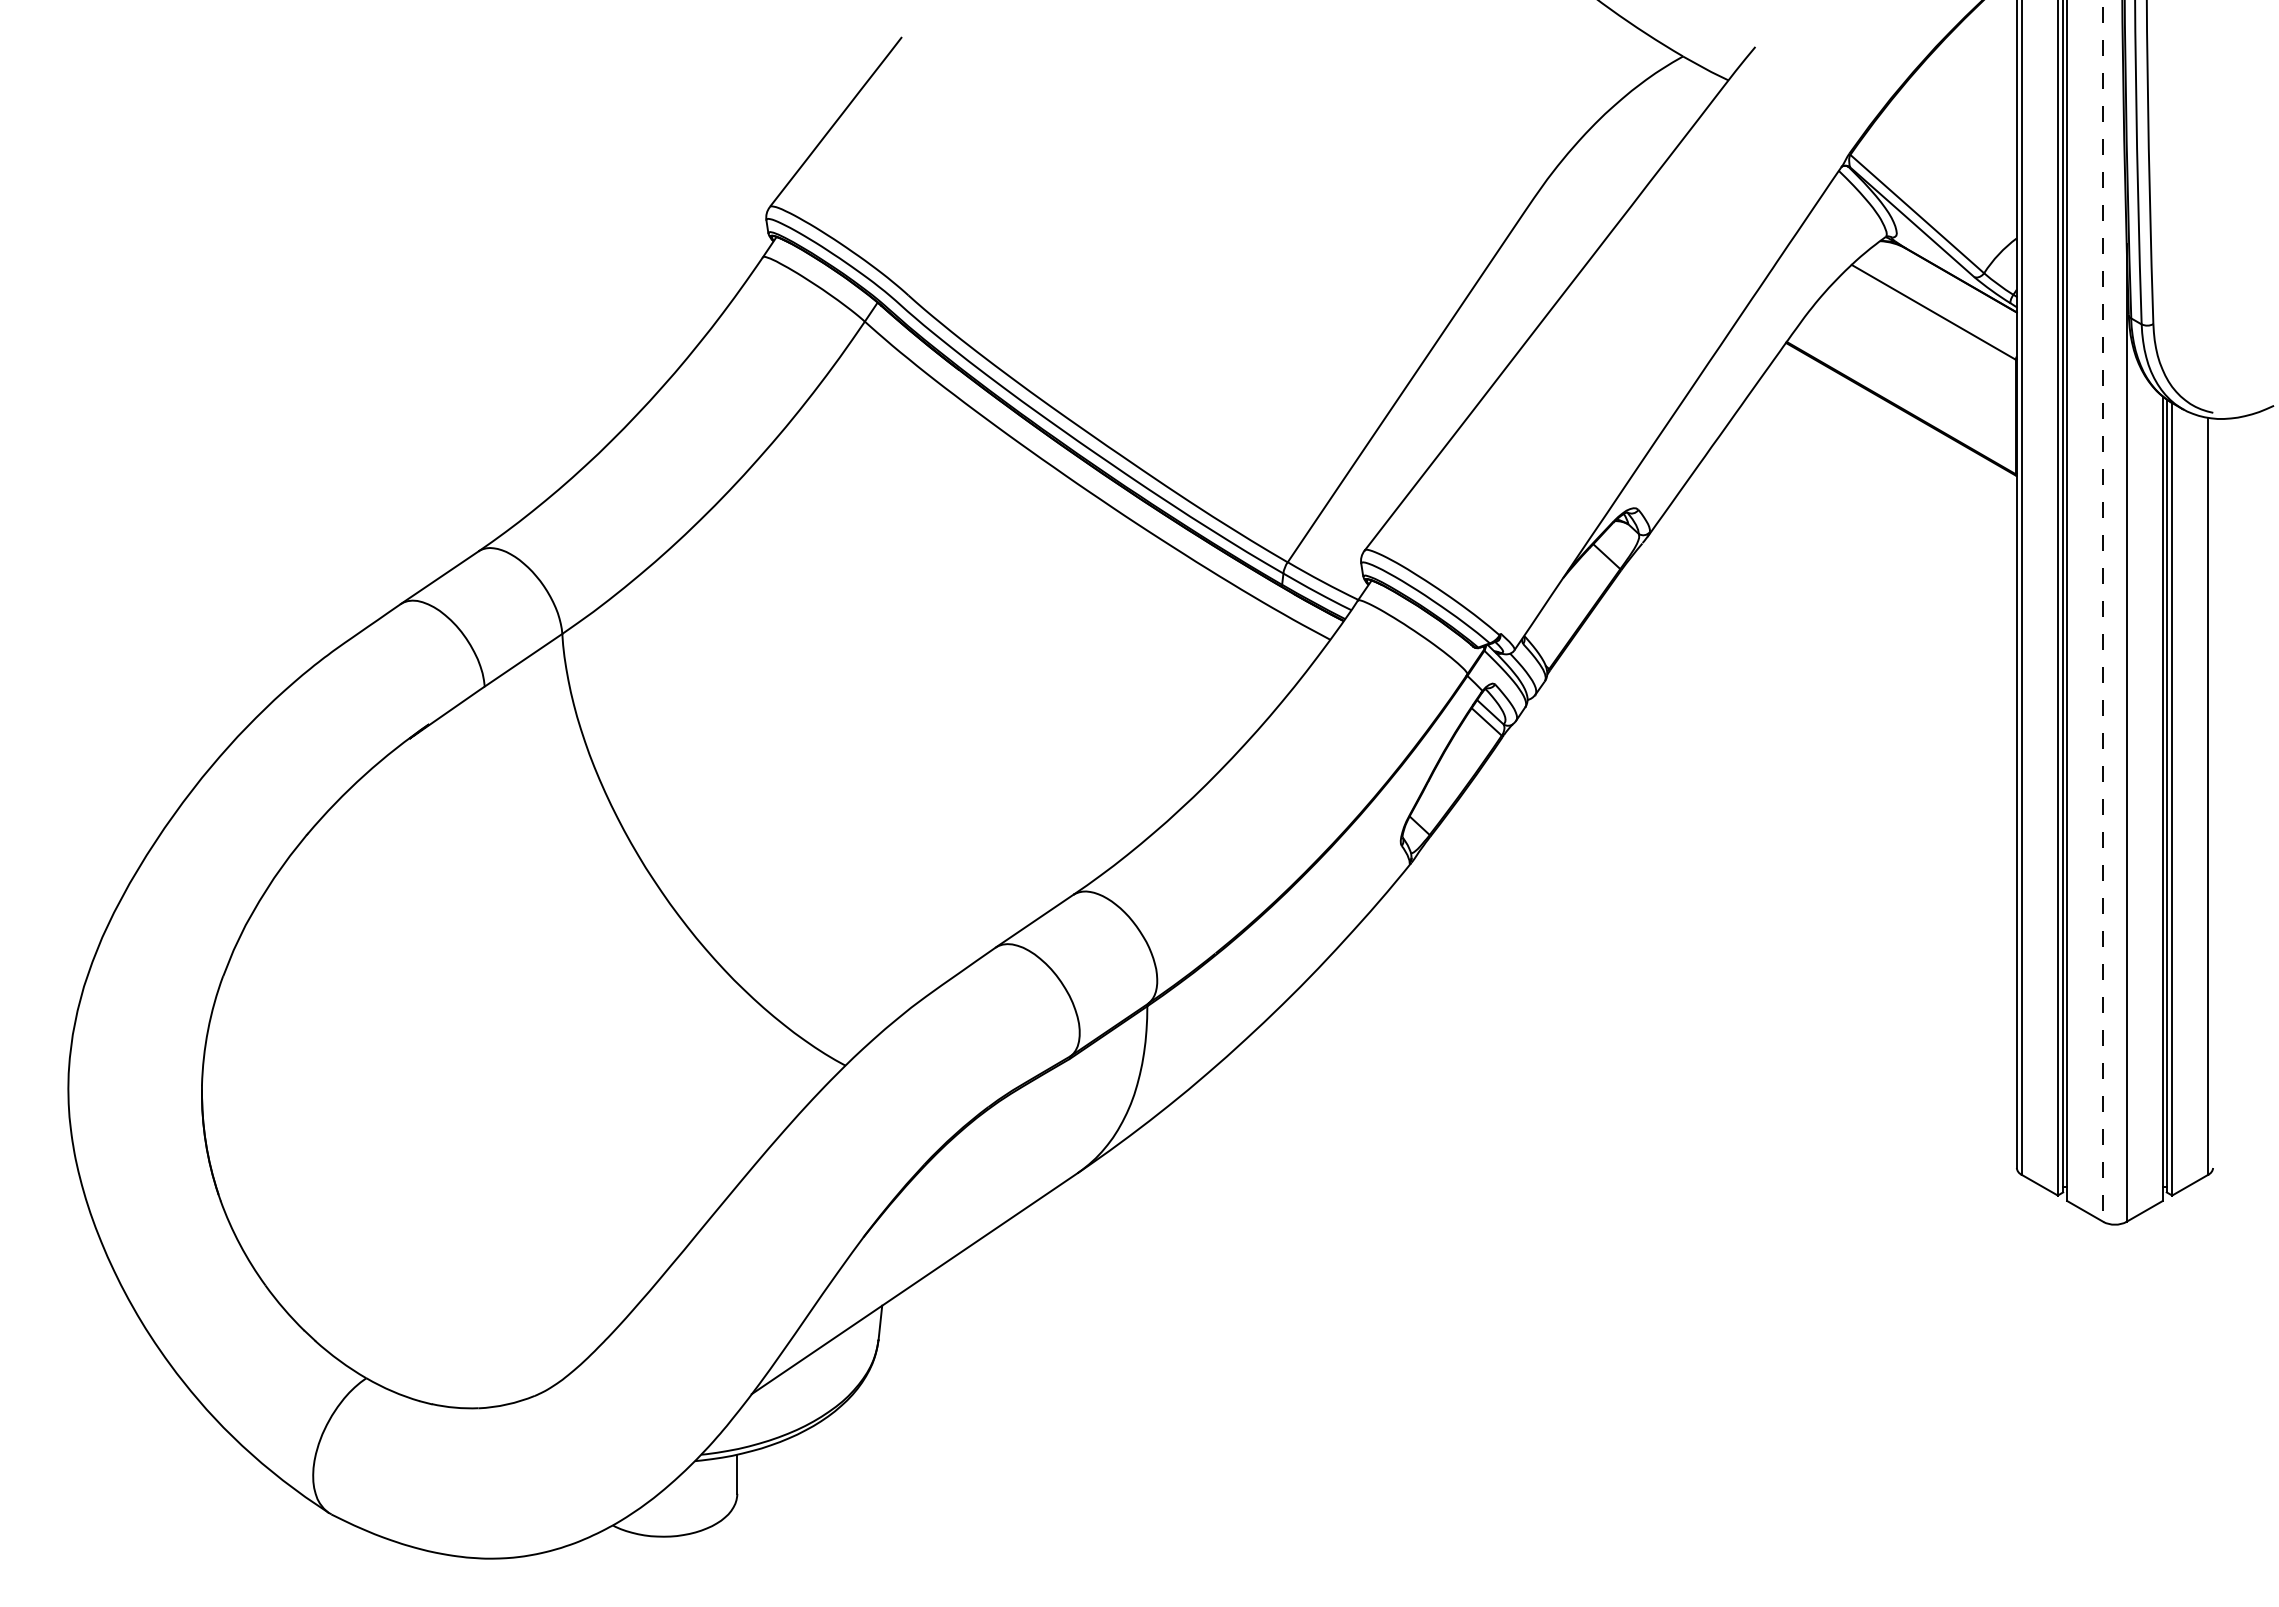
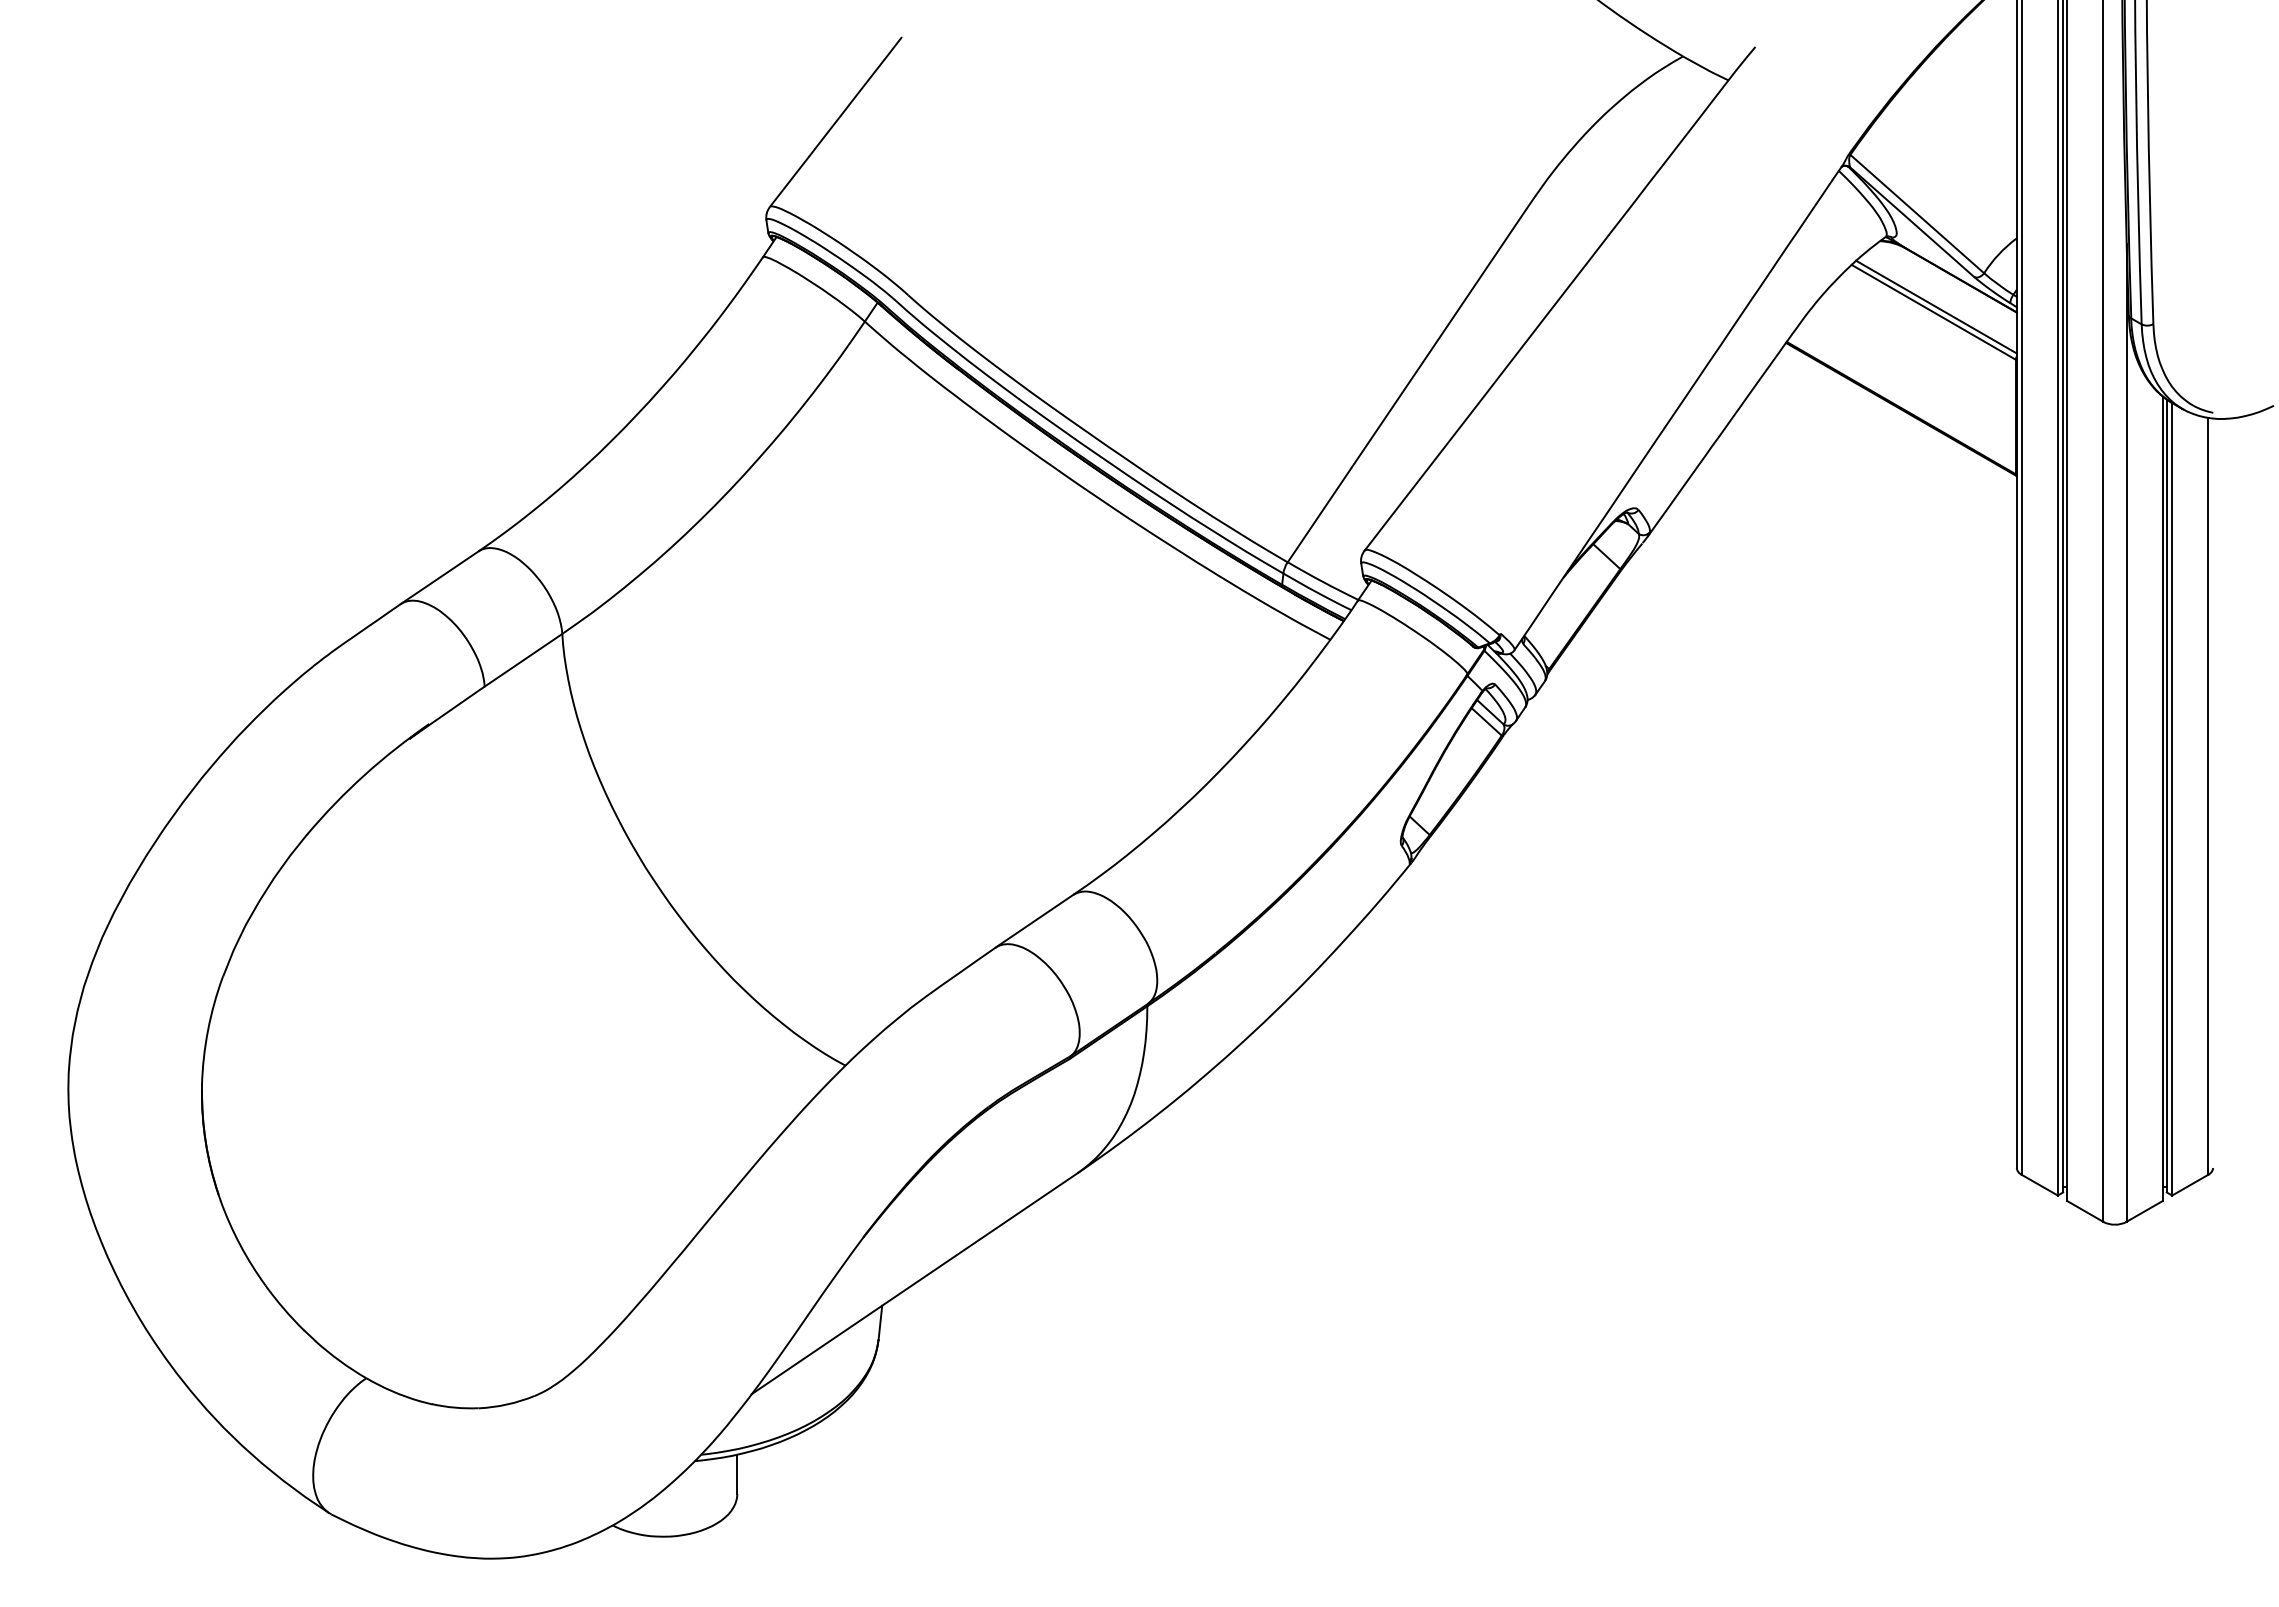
line: none -> present (1936, 306)
line: dashed -> solid (2103, 611)
